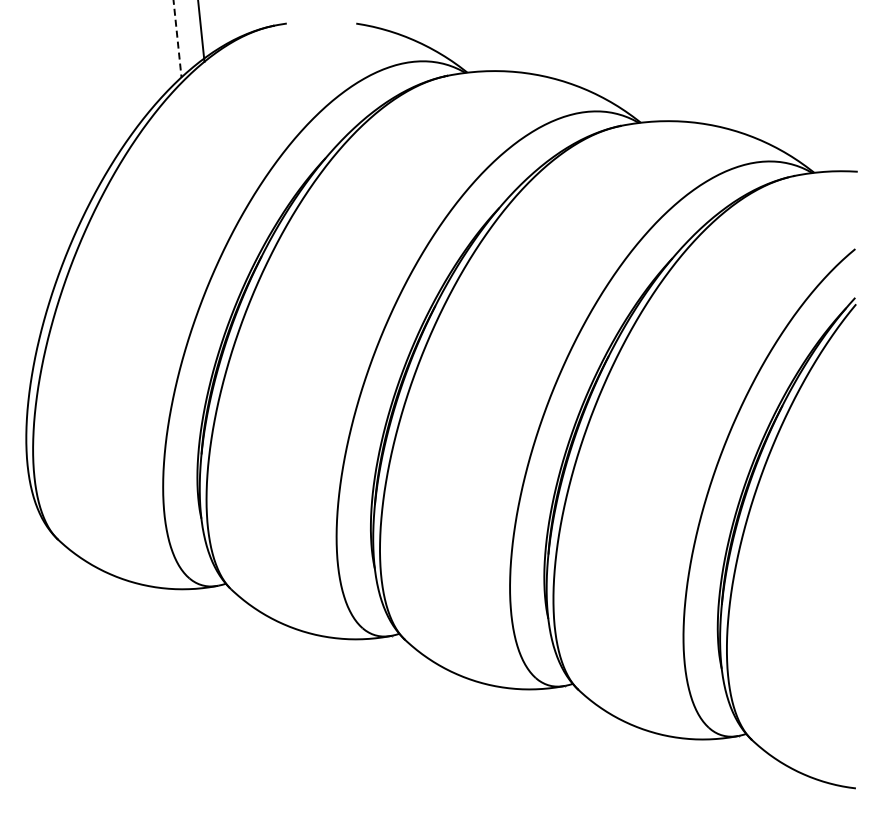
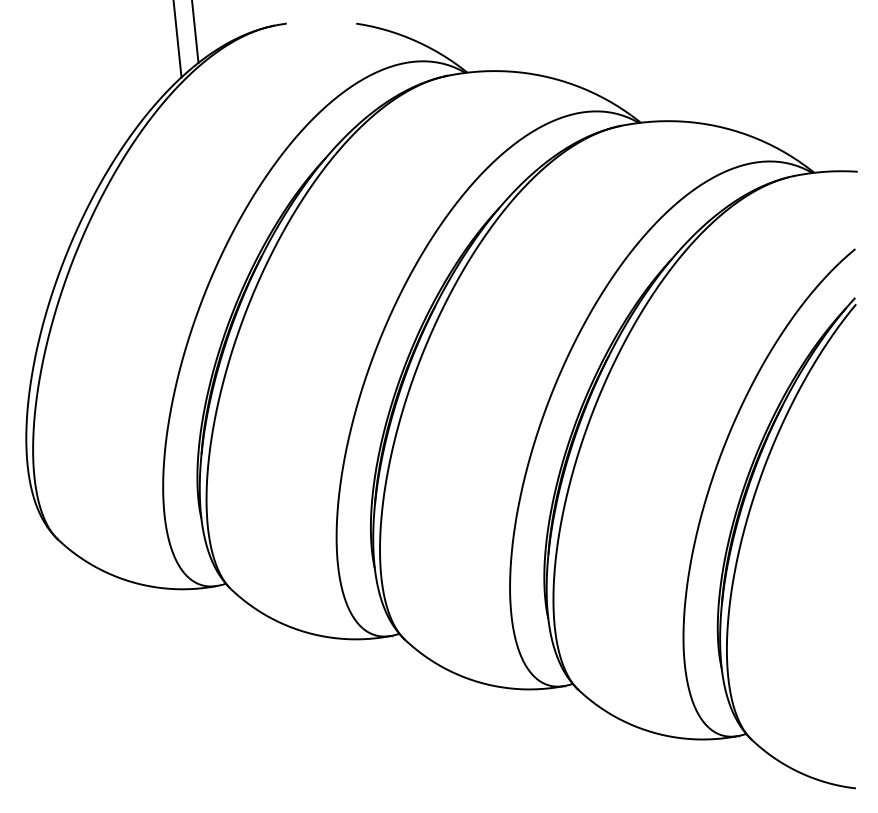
line position: (201, 31) -> (195, 32) (195, 32)
line: dashed -> solid (177, 39)
